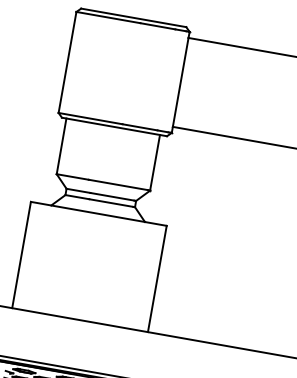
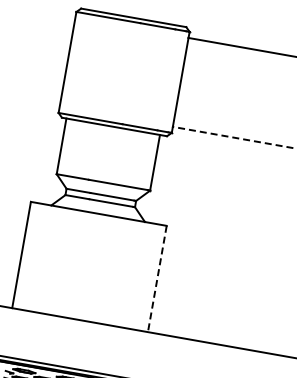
line: solid -> dashed (234, 137)
line: solid -> dashed (157, 278)
